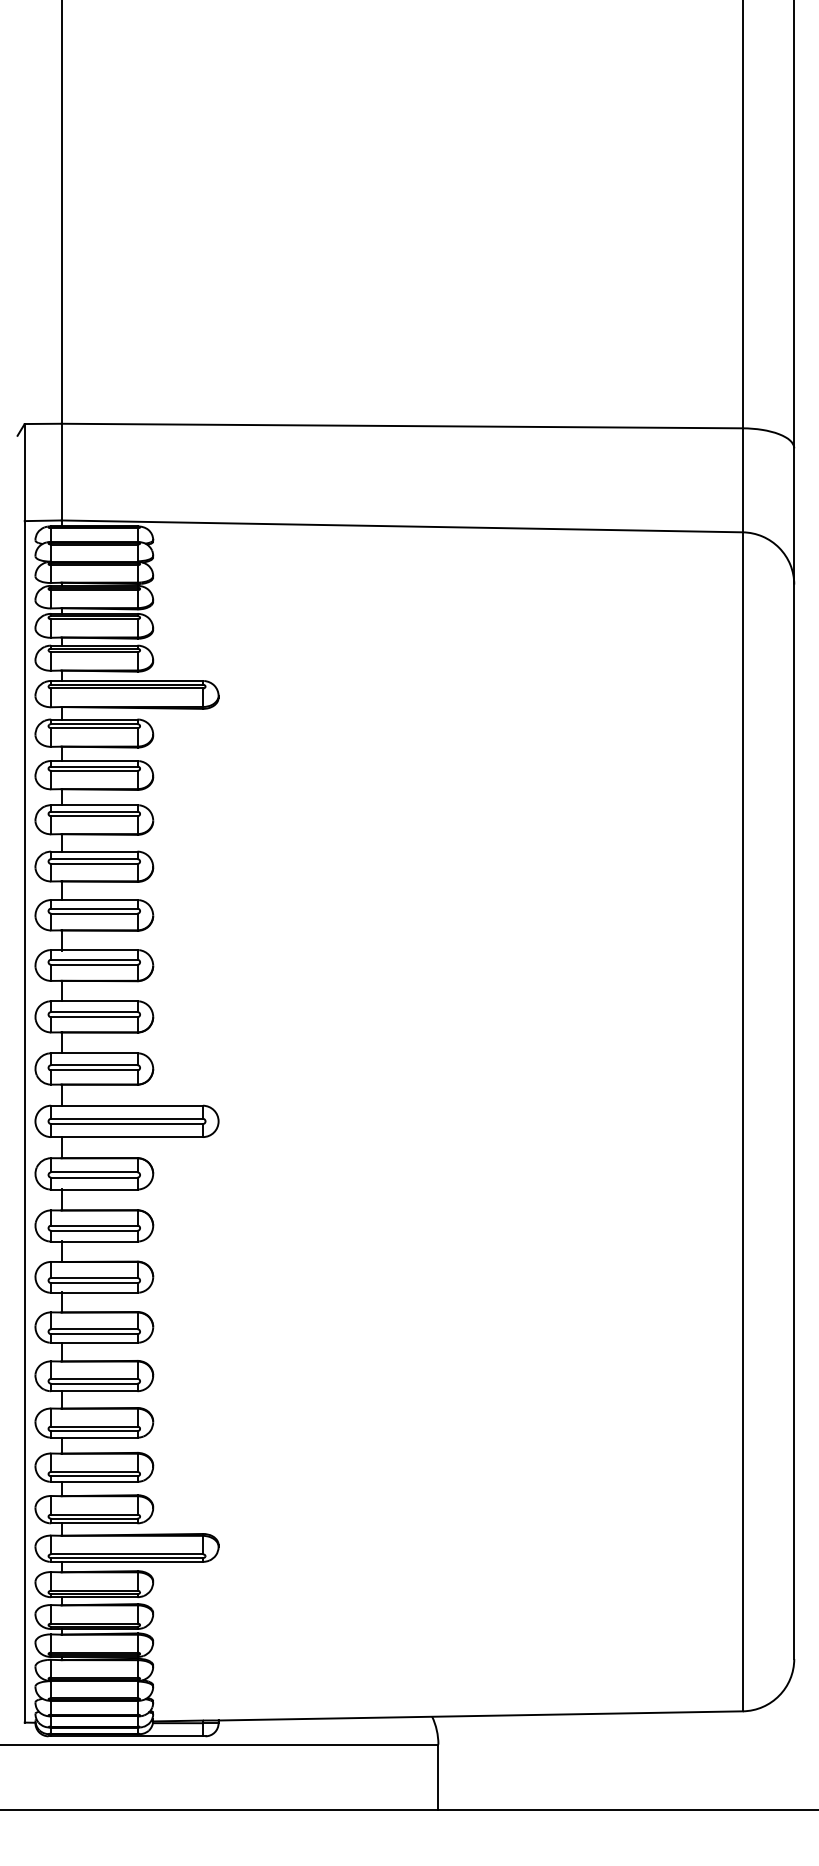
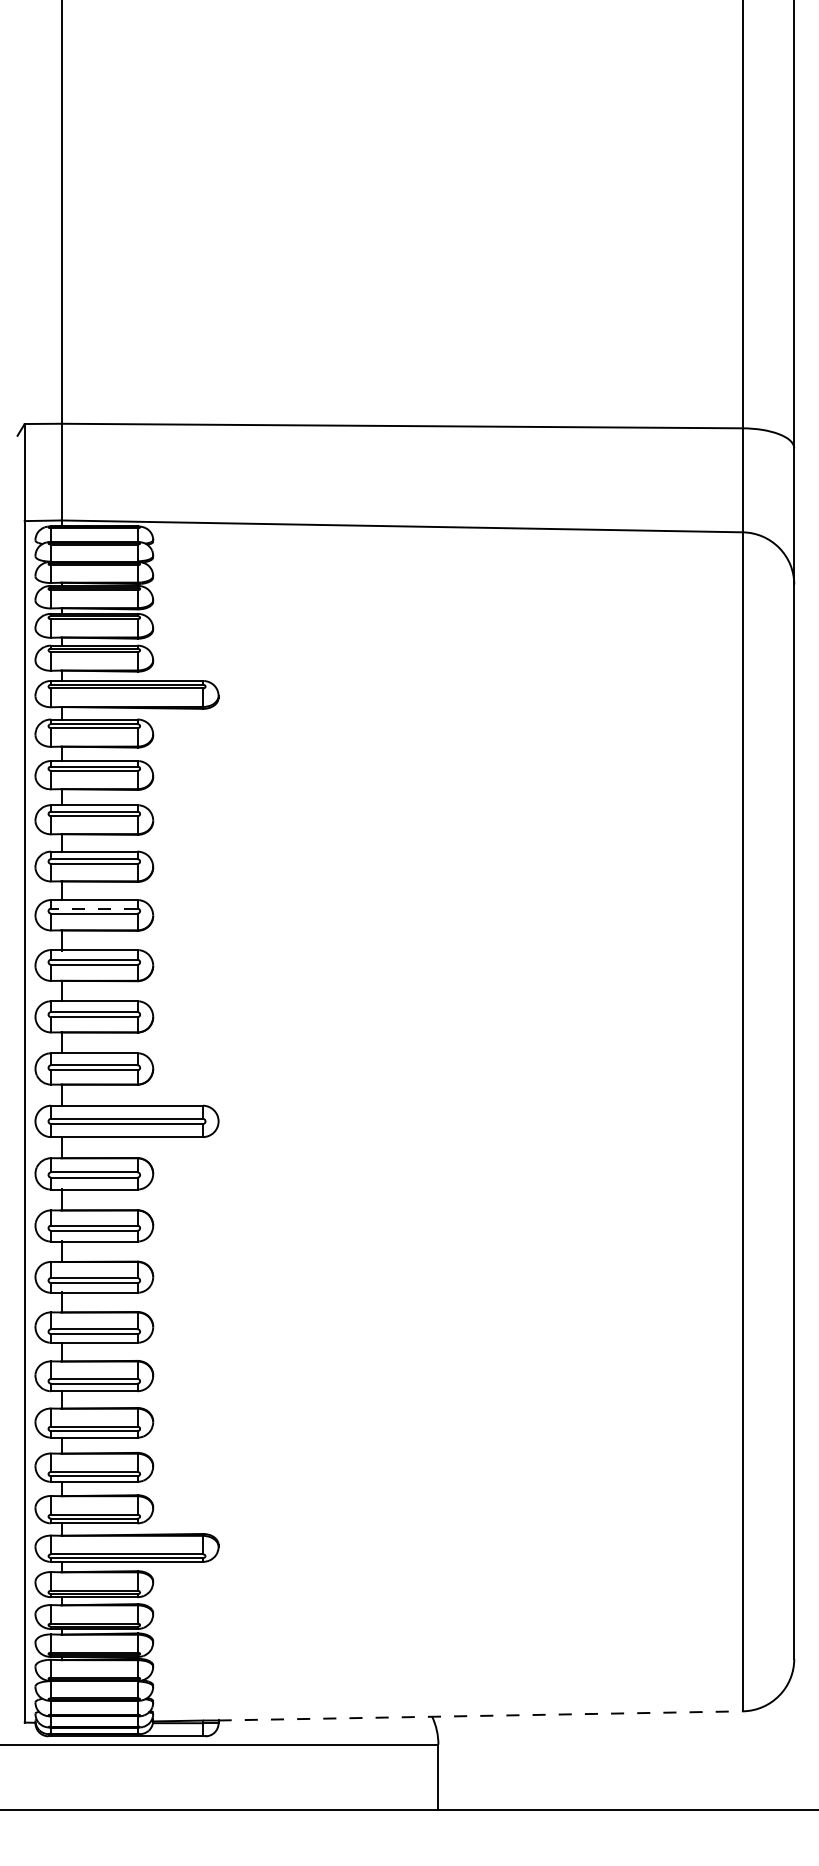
line: solid -> dashed (93, 908)
line: solid -> dashed (481, 1715)
